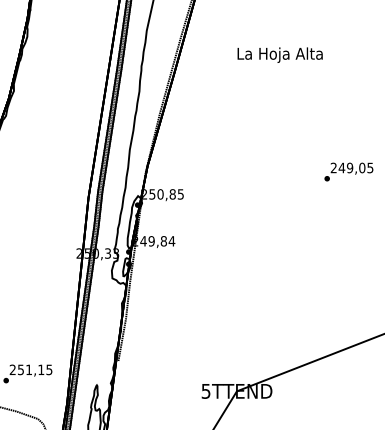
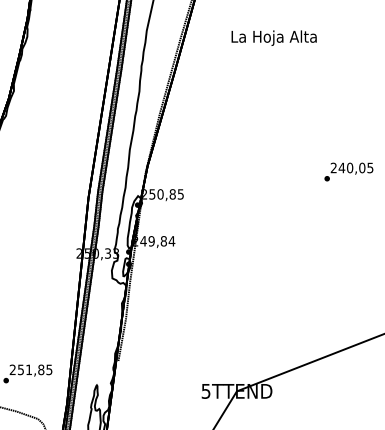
text position: (279, 54) -> (273, 37) (273, 37)
text: 249,05 -> 240,05 (350, 168)
text: 251,15 -> 251,85 (41, 369)
